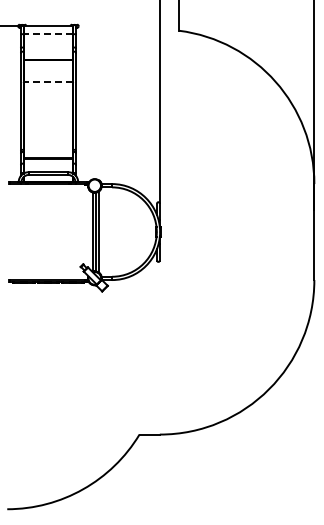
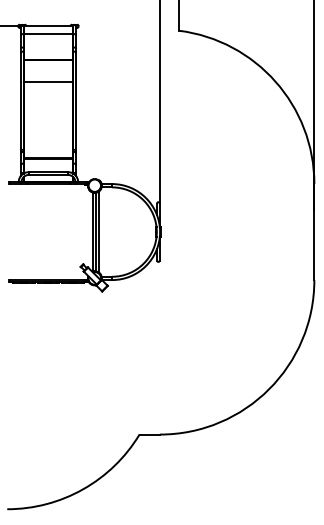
line: dashed -> solid (48, 34)
line: dashed -> solid (48, 82)
